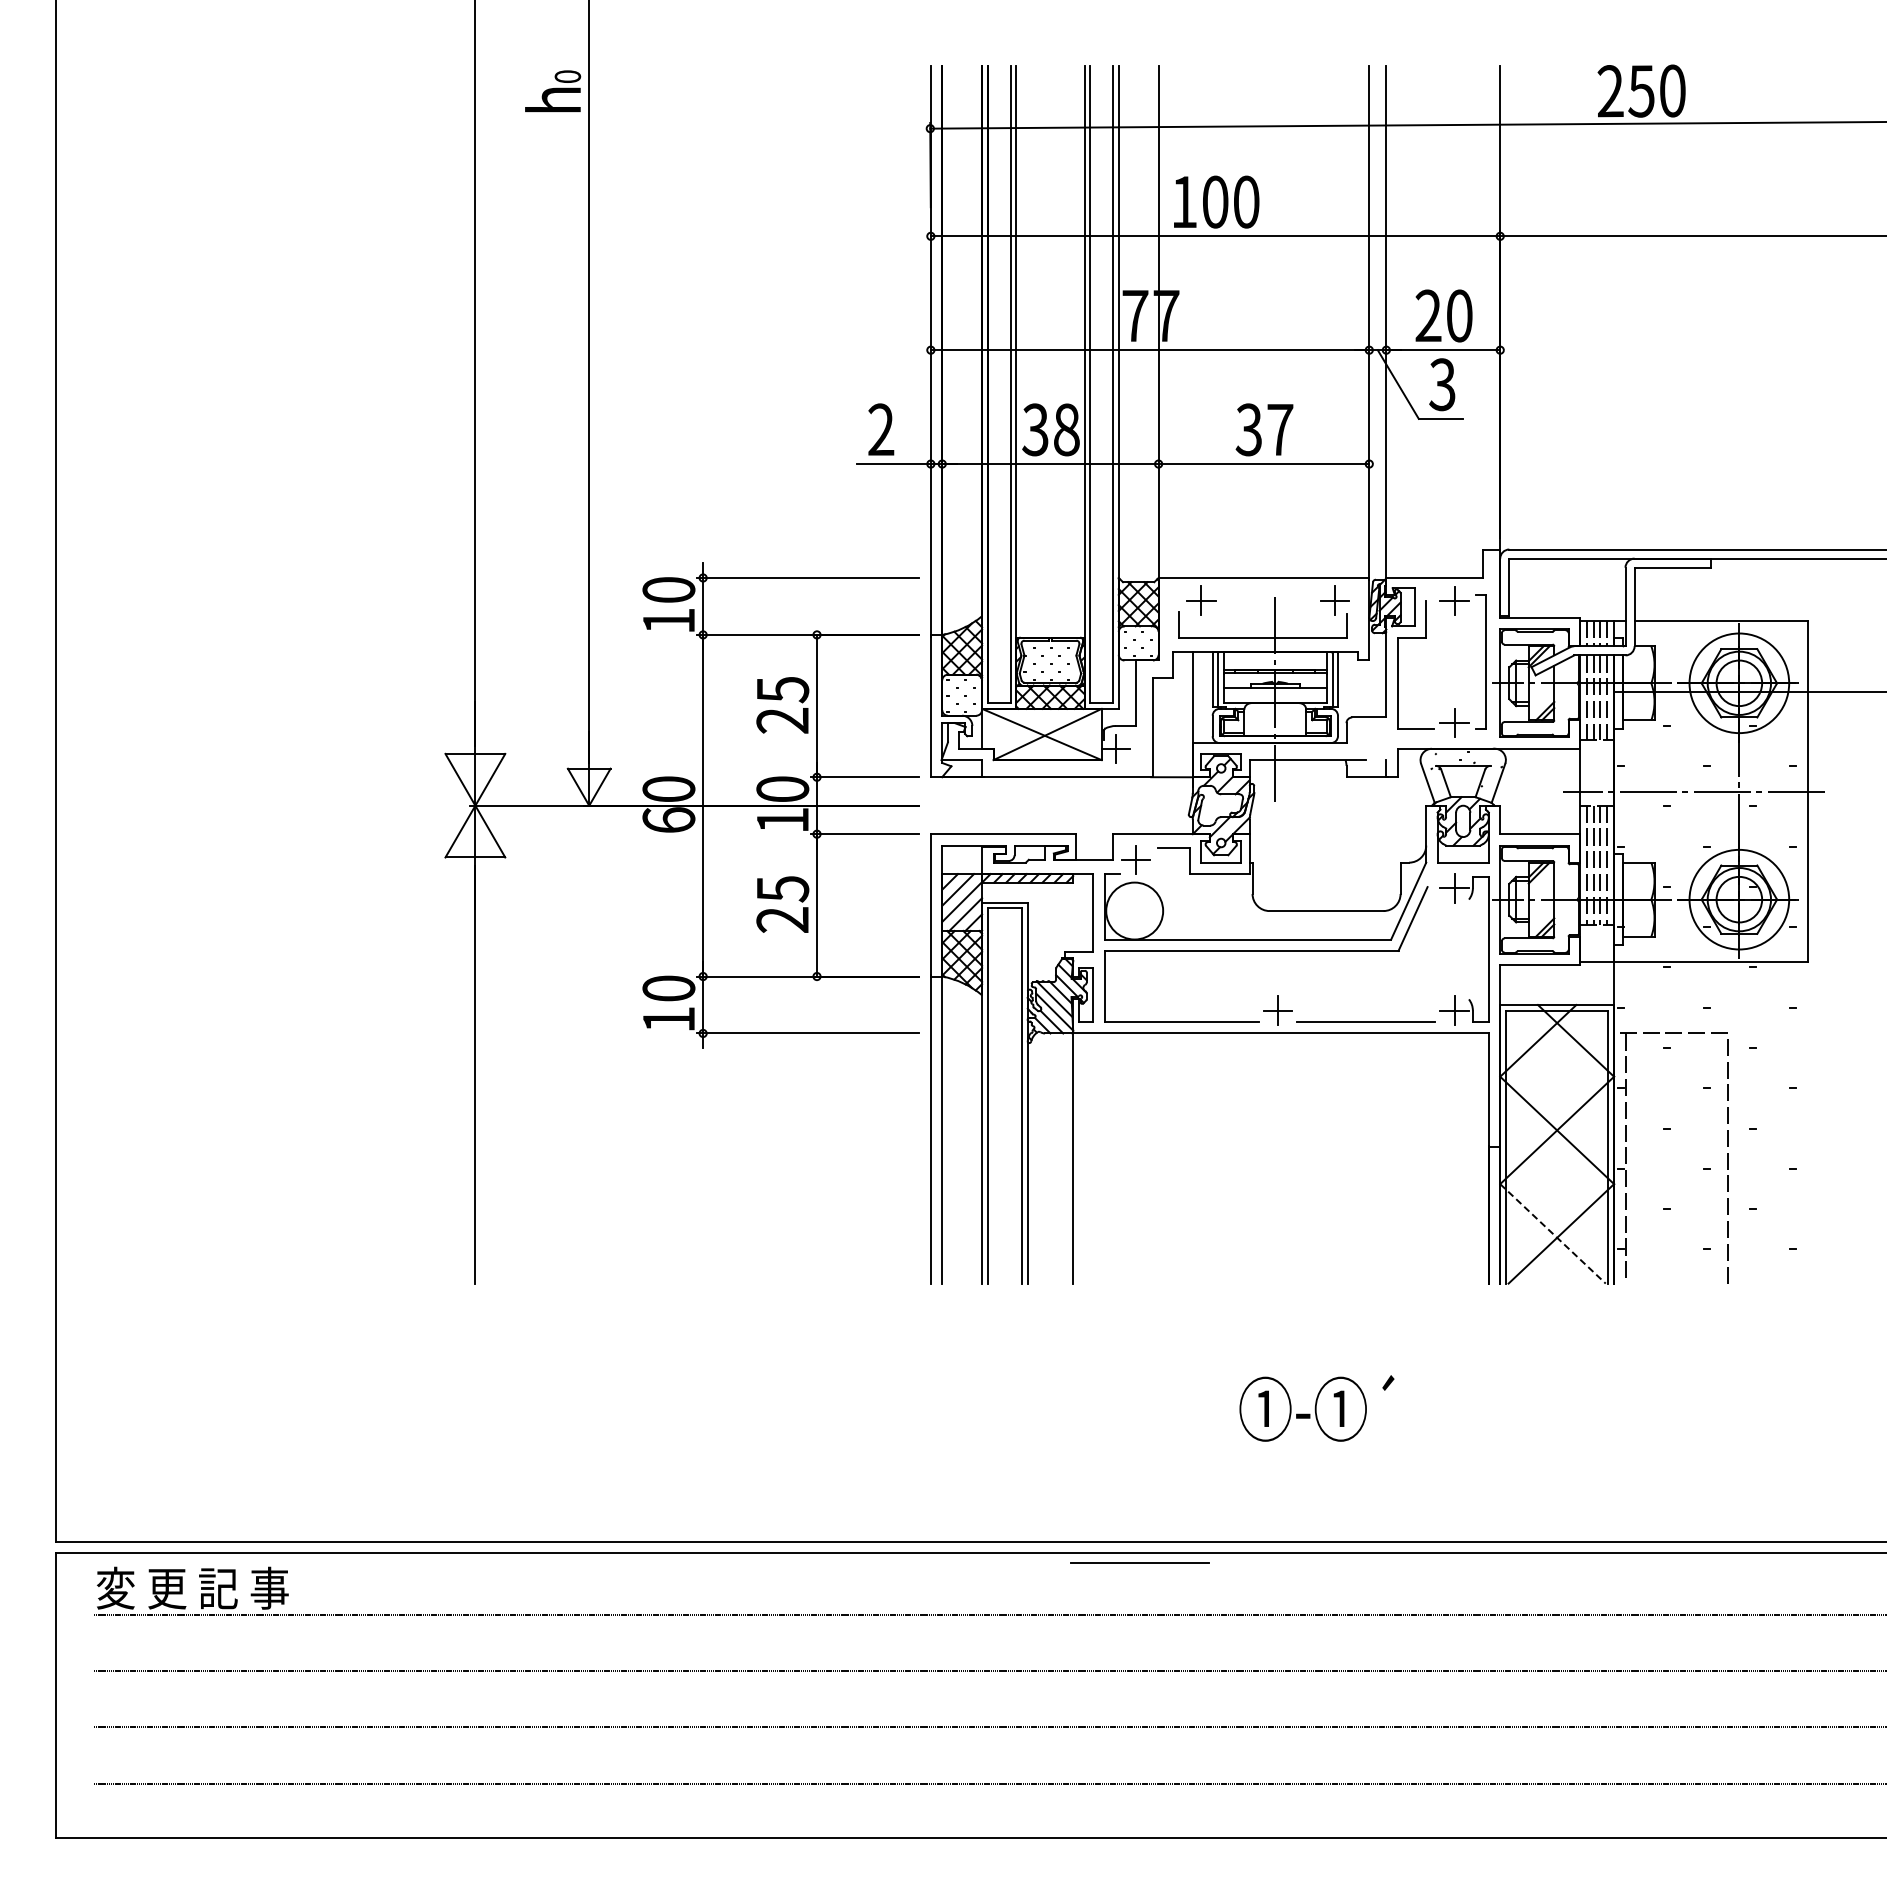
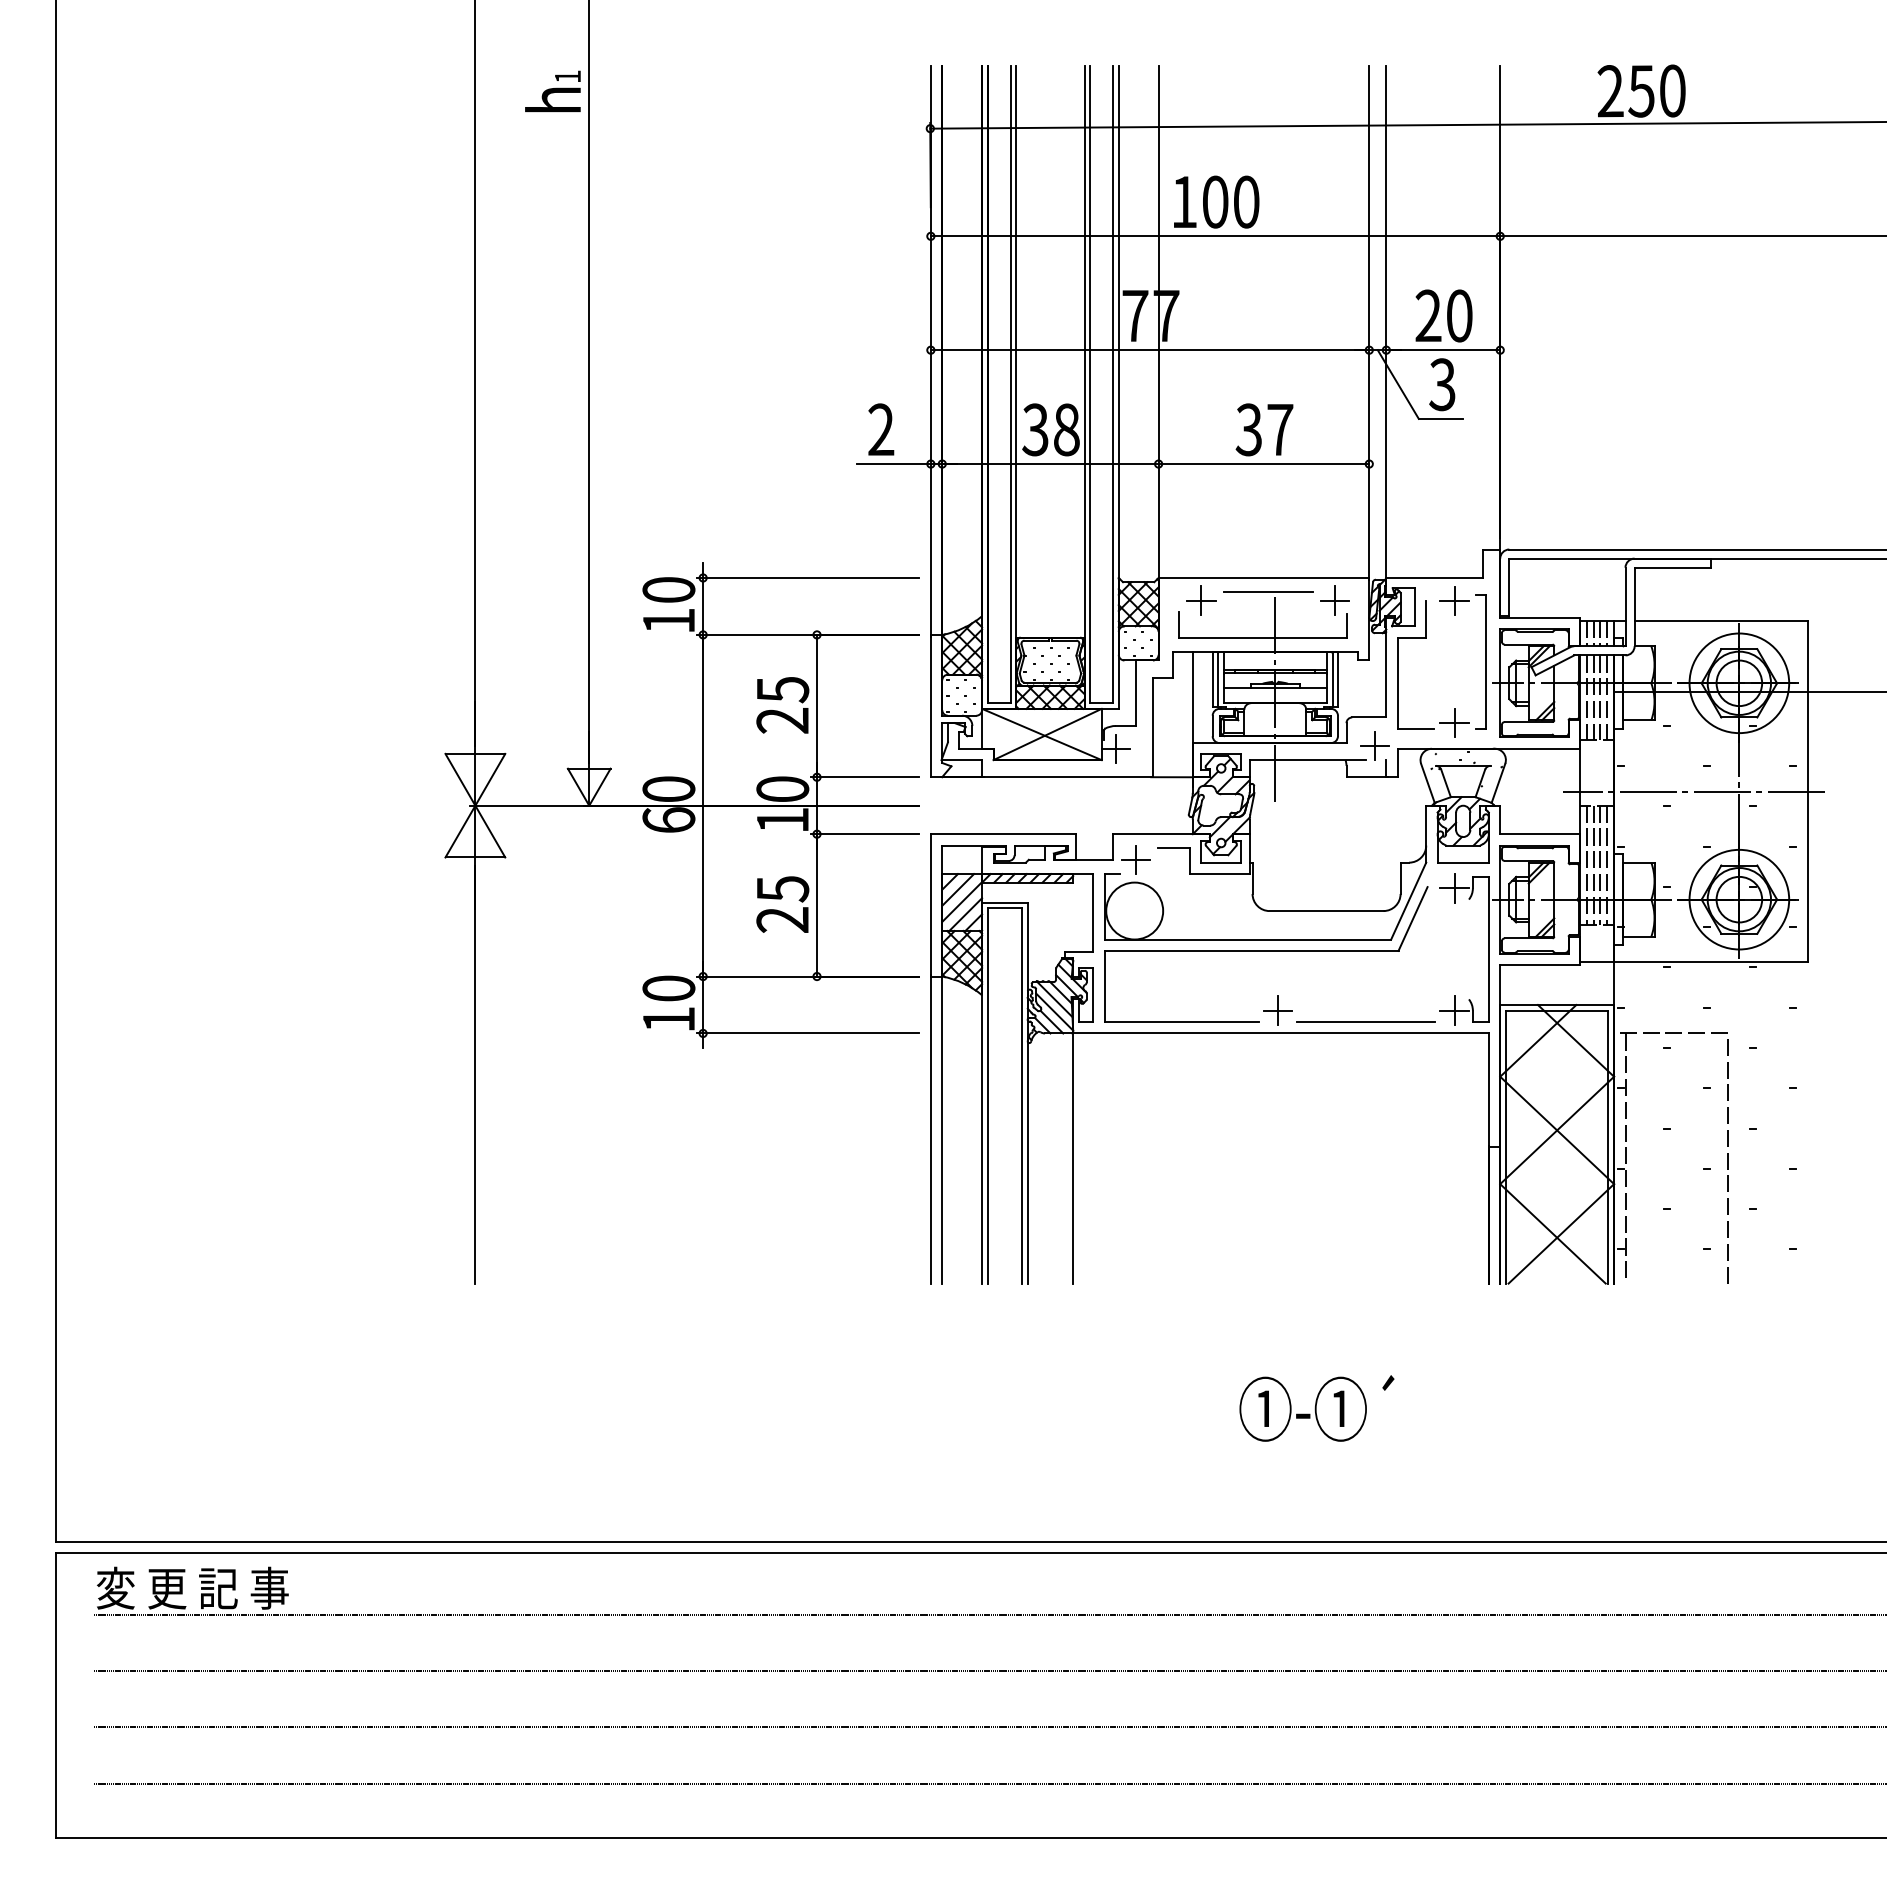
text: 0 -> 1 (567, 76)
line: none -> present (1267, 592)
part: none -> present (1374, 745)
line: dashed -> solid (1553, 1234)
line: present -> none (1139, 1562)
